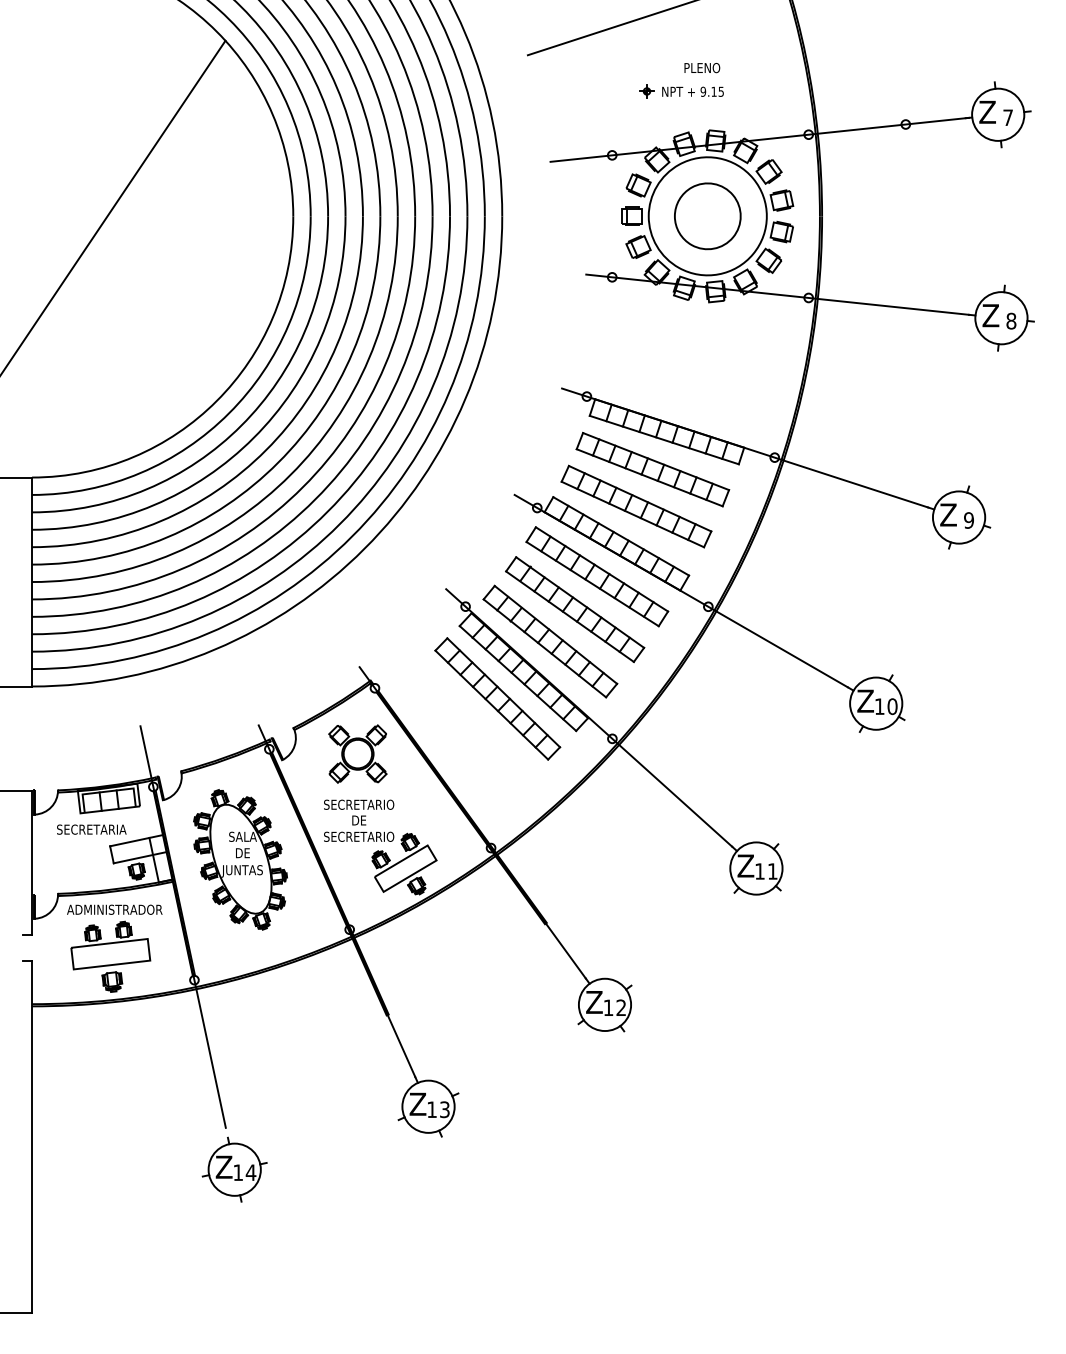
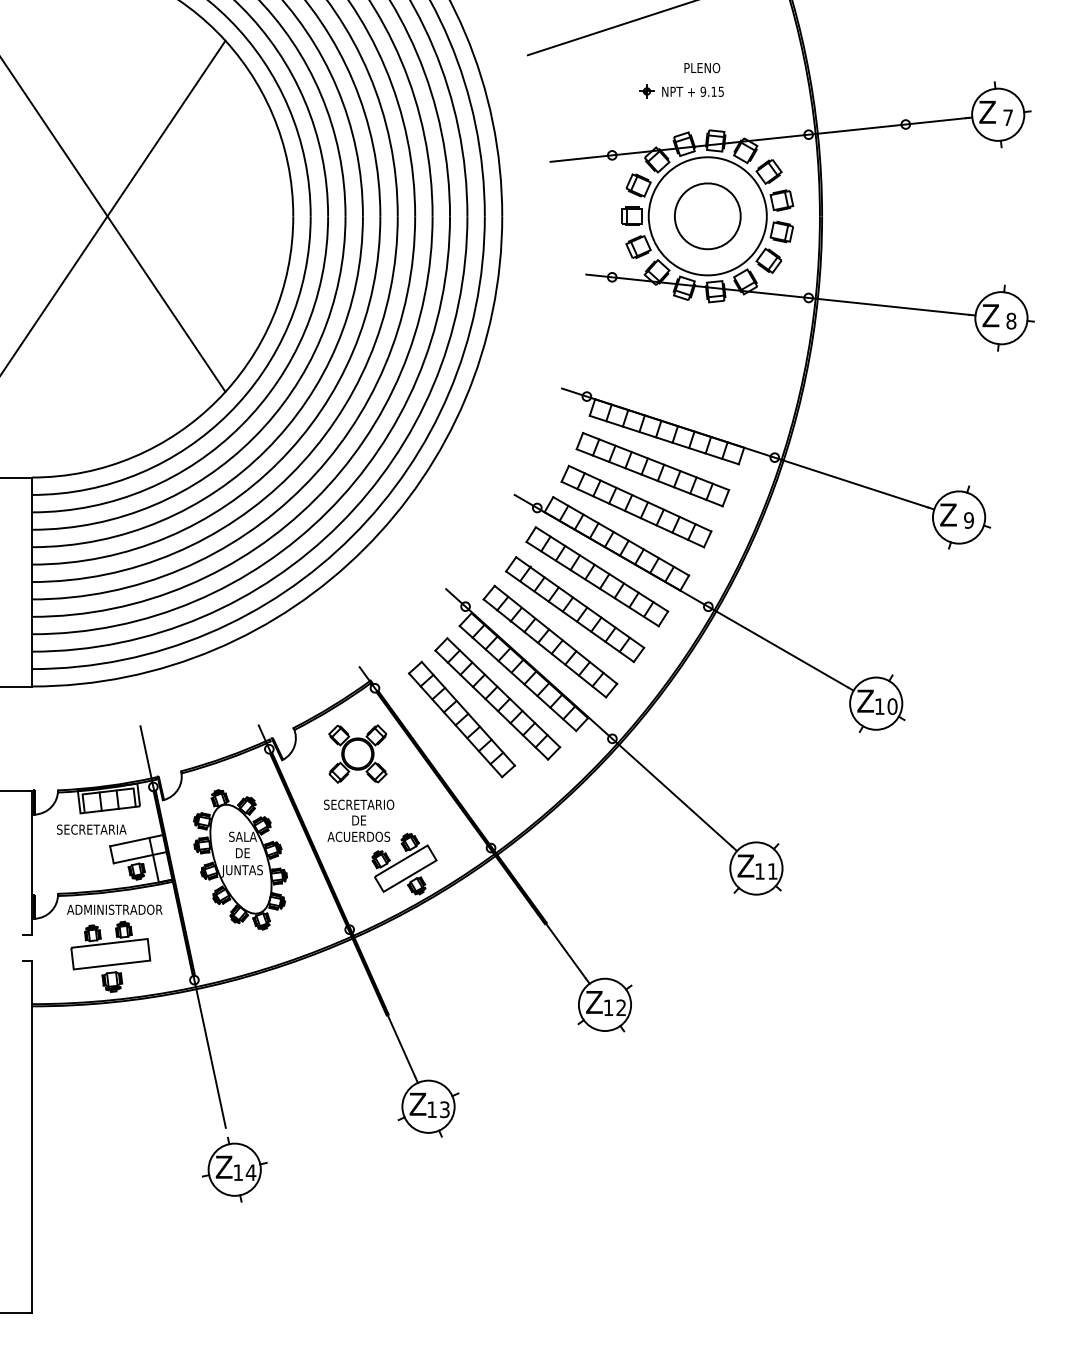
line: none -> present (113, 225)
part: none -> present (461, 719)
text: SECRETARIO -> ACUERDOS (359, 836)
